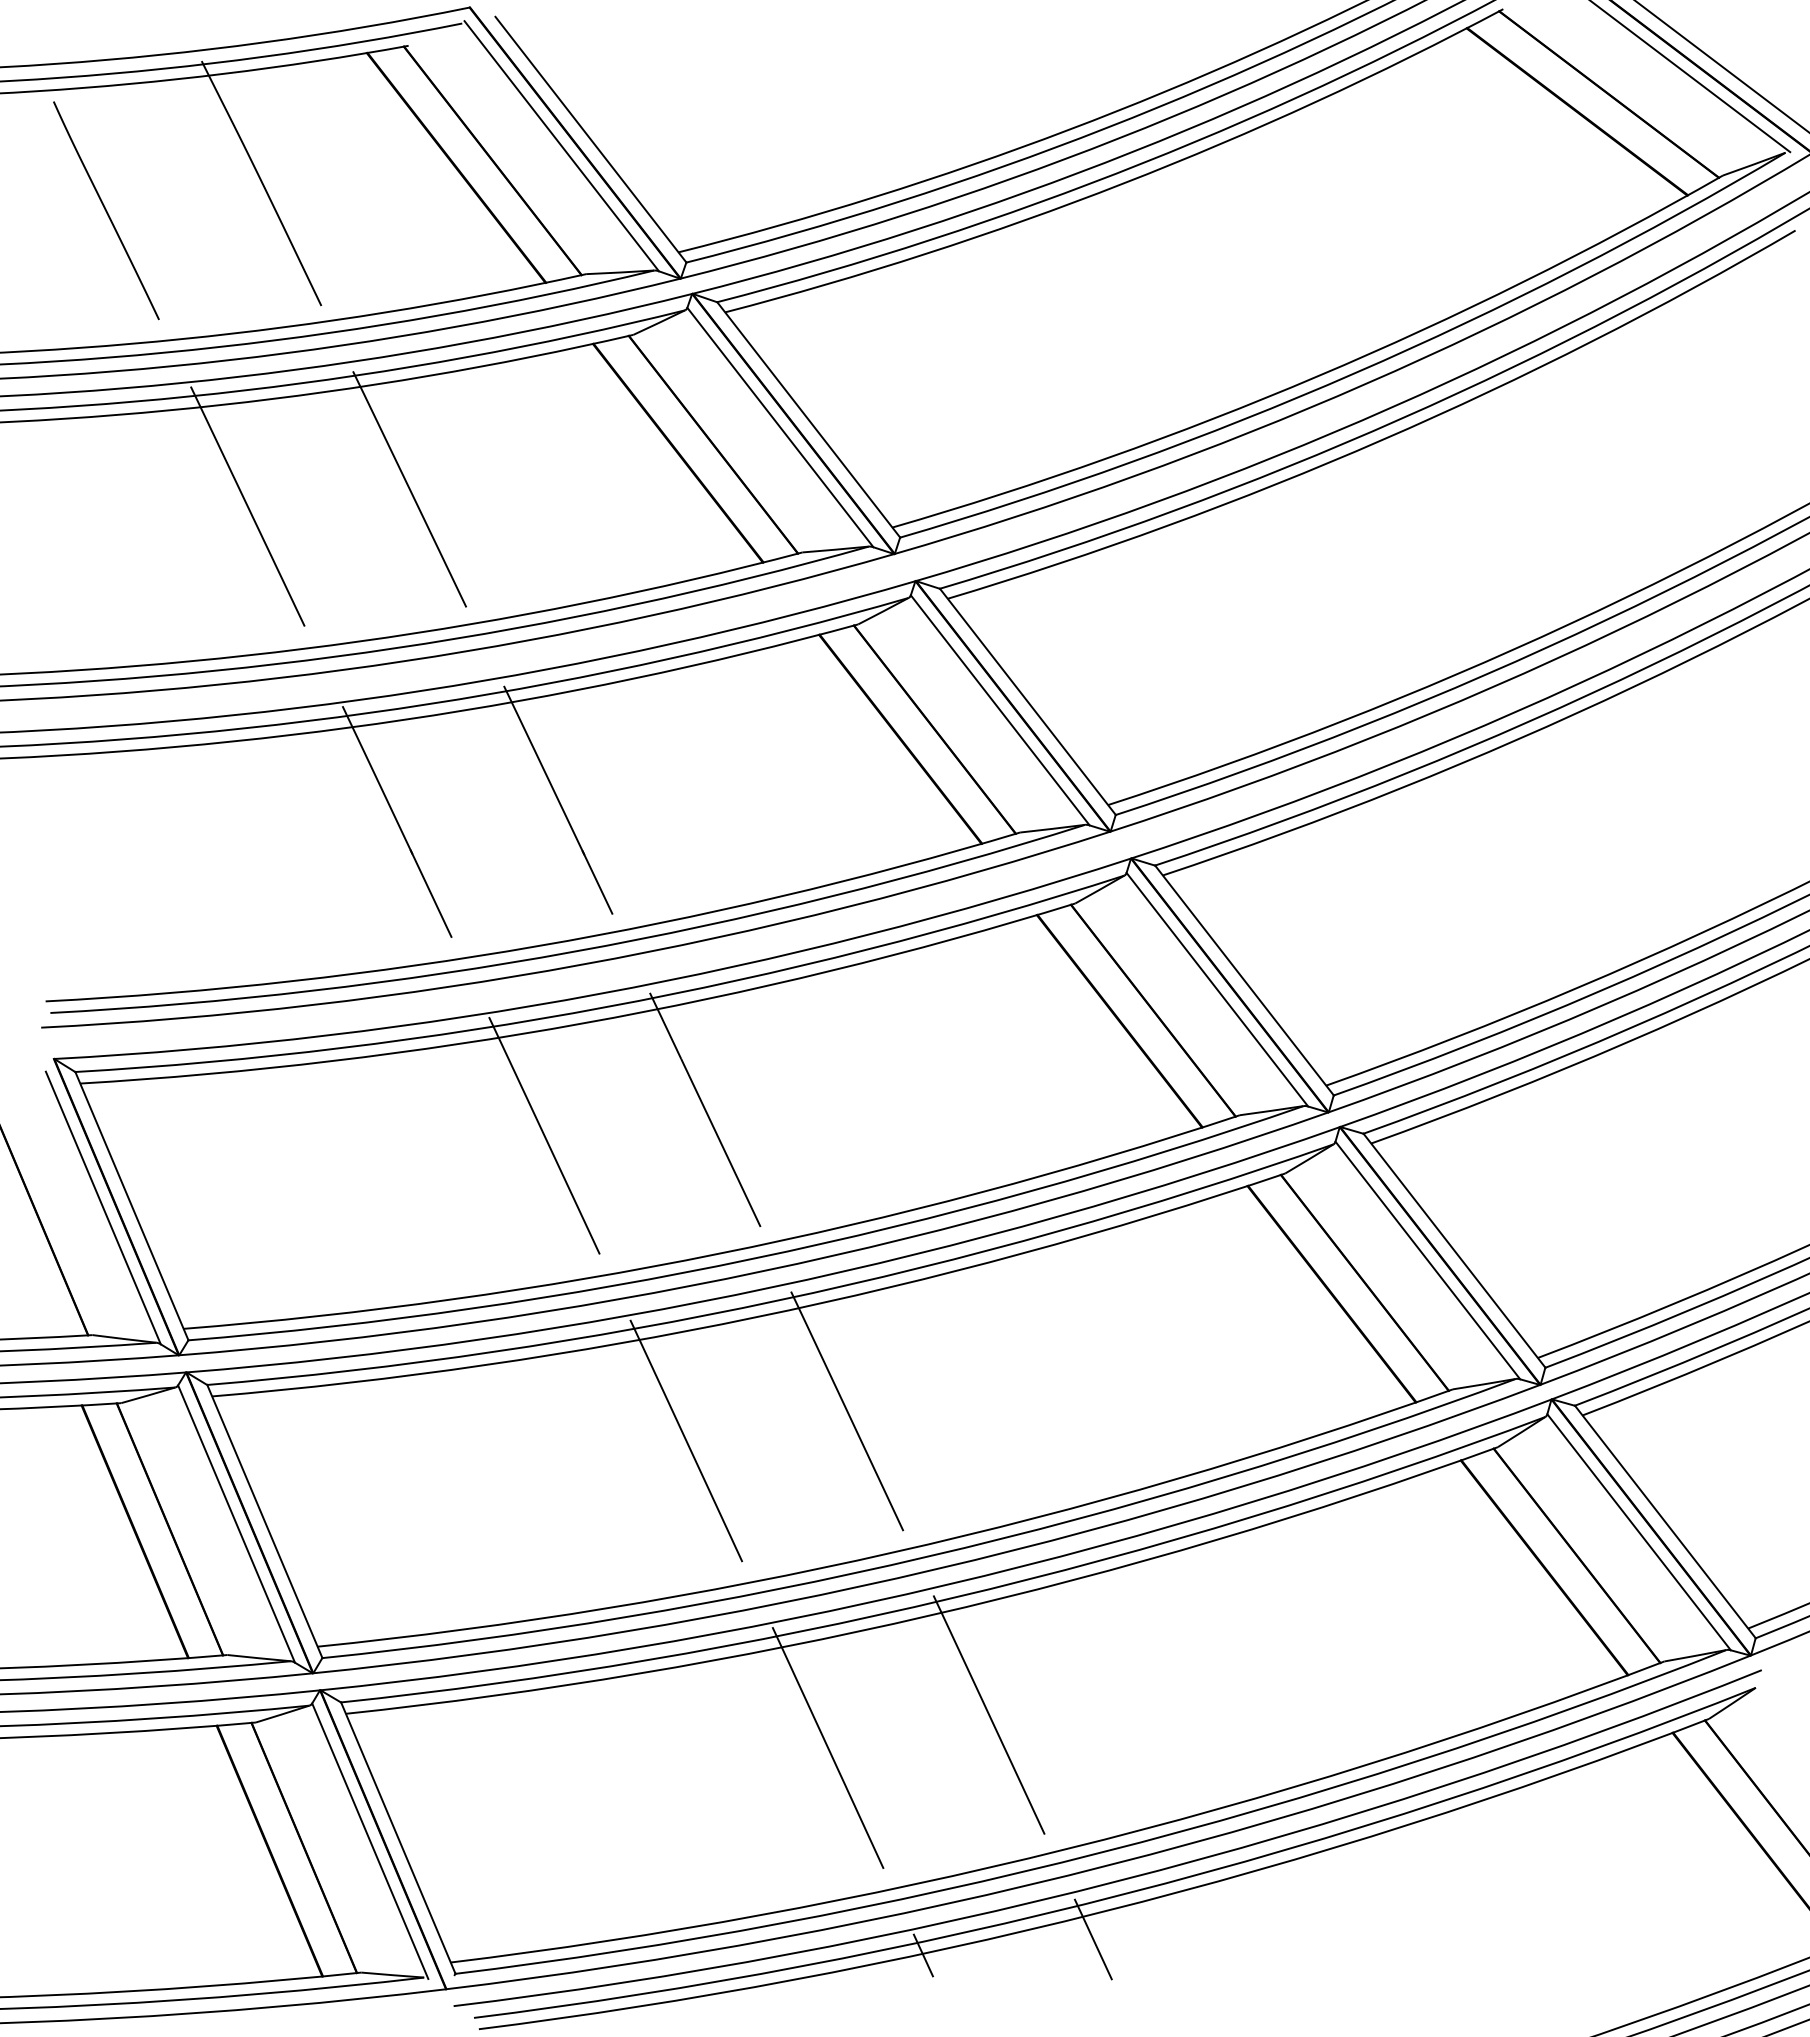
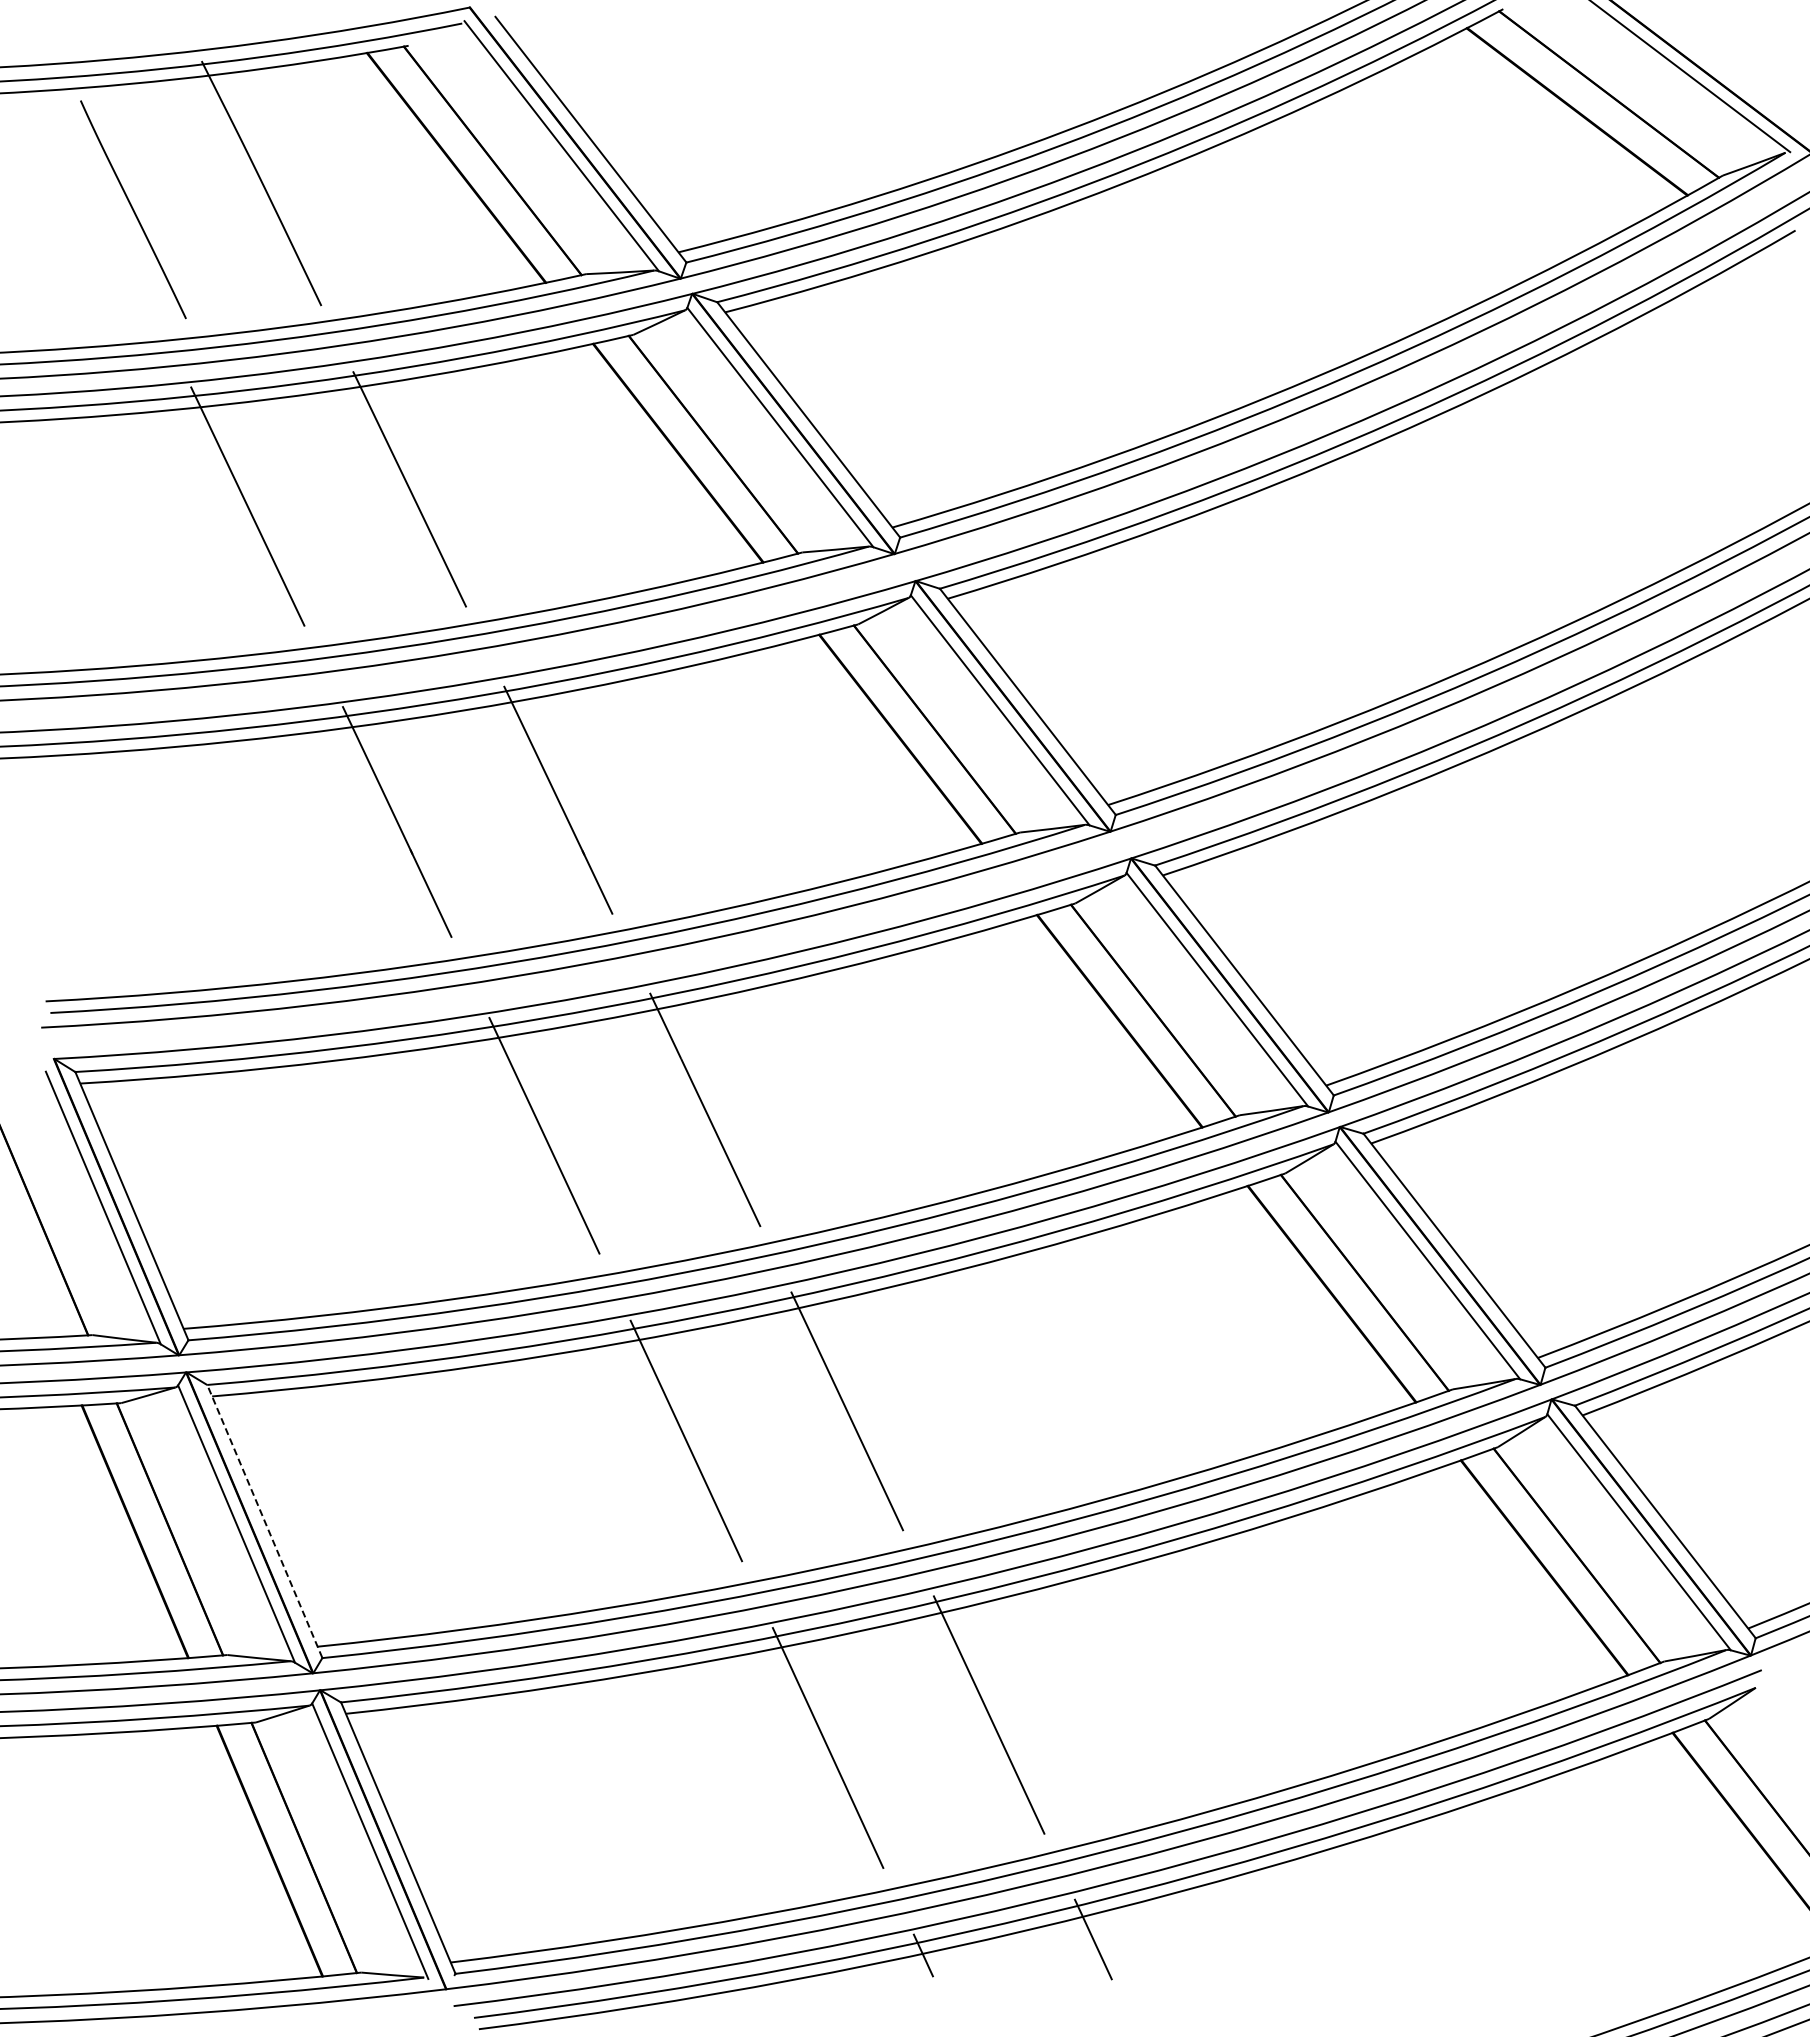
line: present -> none (1721, 66)
curve position: (106, 210) -> (133, 209) (133, 209)
line: solid -> dashed (264, 1520)
